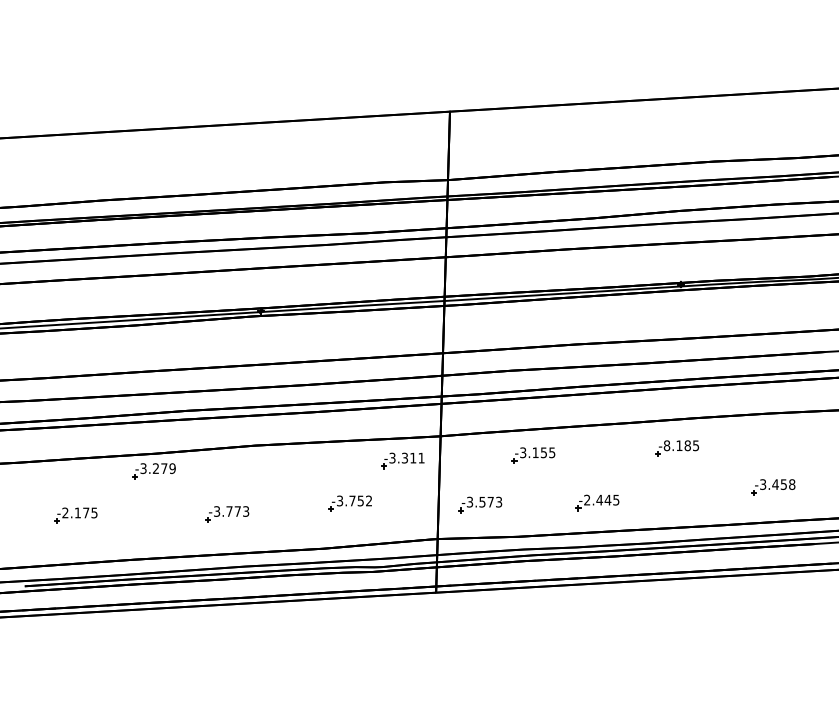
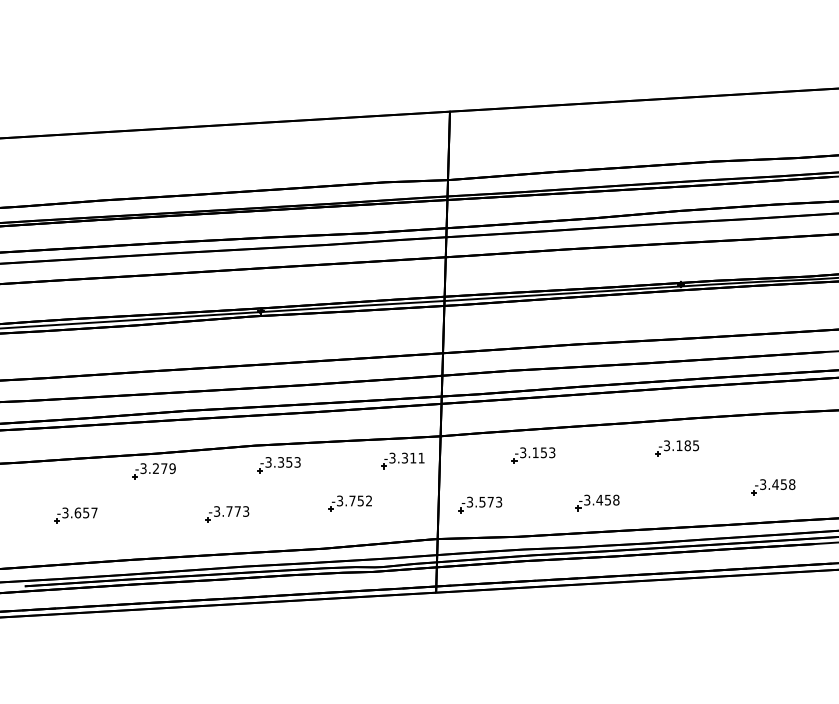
text: -8.185 -> -3.185 (666, 445)
text: -3.155 -> -3.153 (552, 452)
part: none -> present (278, 465)
text: -2.445 -> -3.458 (601, 499)
text: -2.175 -> -3.657 (79, 512)
